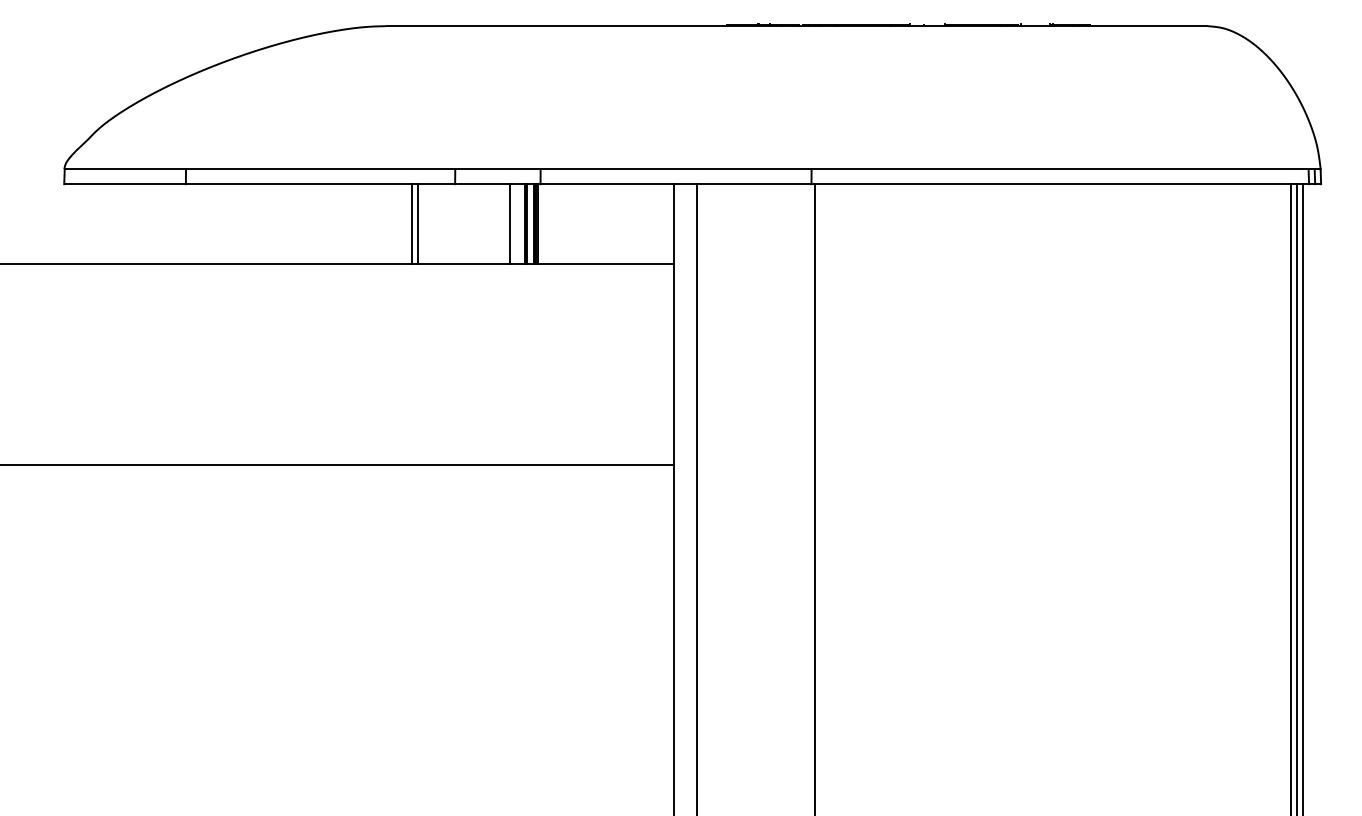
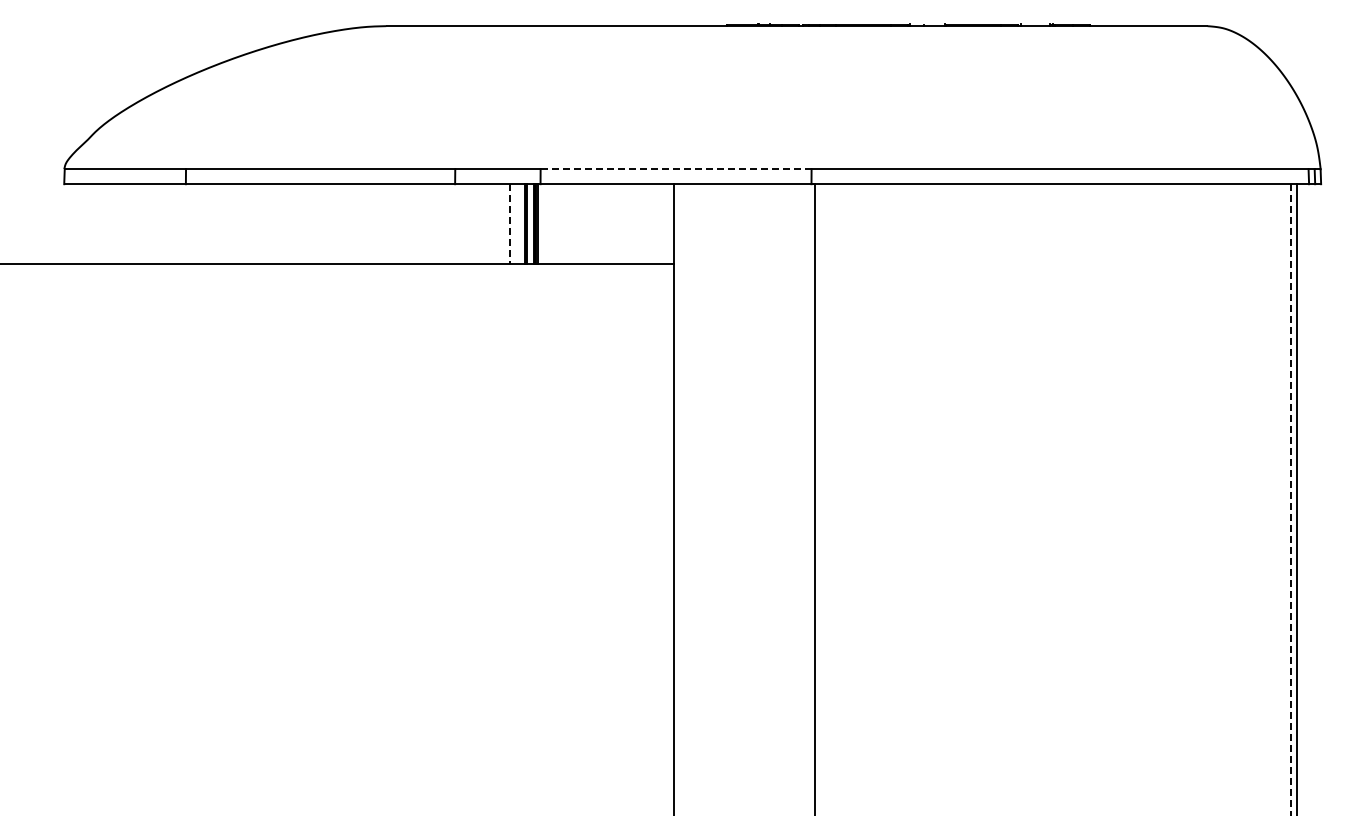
line: solid -> dashed (675, 169)
line: present -> none (412, 224)
line: present -> none (417, 224)
line: solid -> dashed (510, 224)
line: present -> none (338, 465)
line: present -> none (697, 498)
line: present -> none (1303, 498)
line: solid -> dashed (1291, 500)
